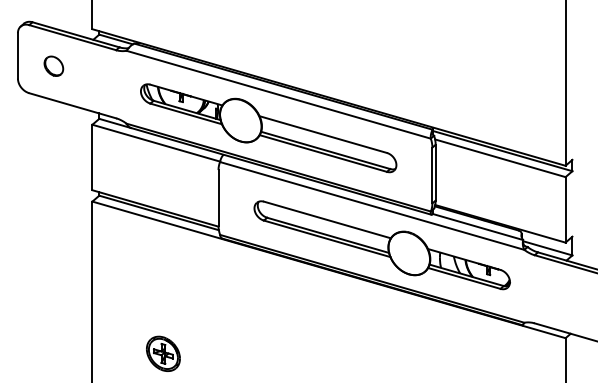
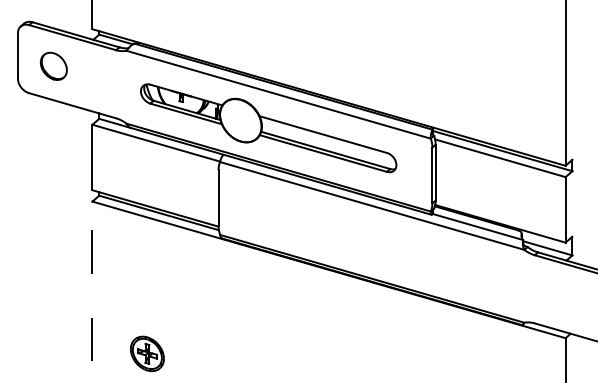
part size: 22x22 px -> 29x30 px (53, 65)
part: present -> none (381, 245)
line: solid -> dashed (92, 291)
part position: (163, 353) -> (147, 353) (147, 353)
